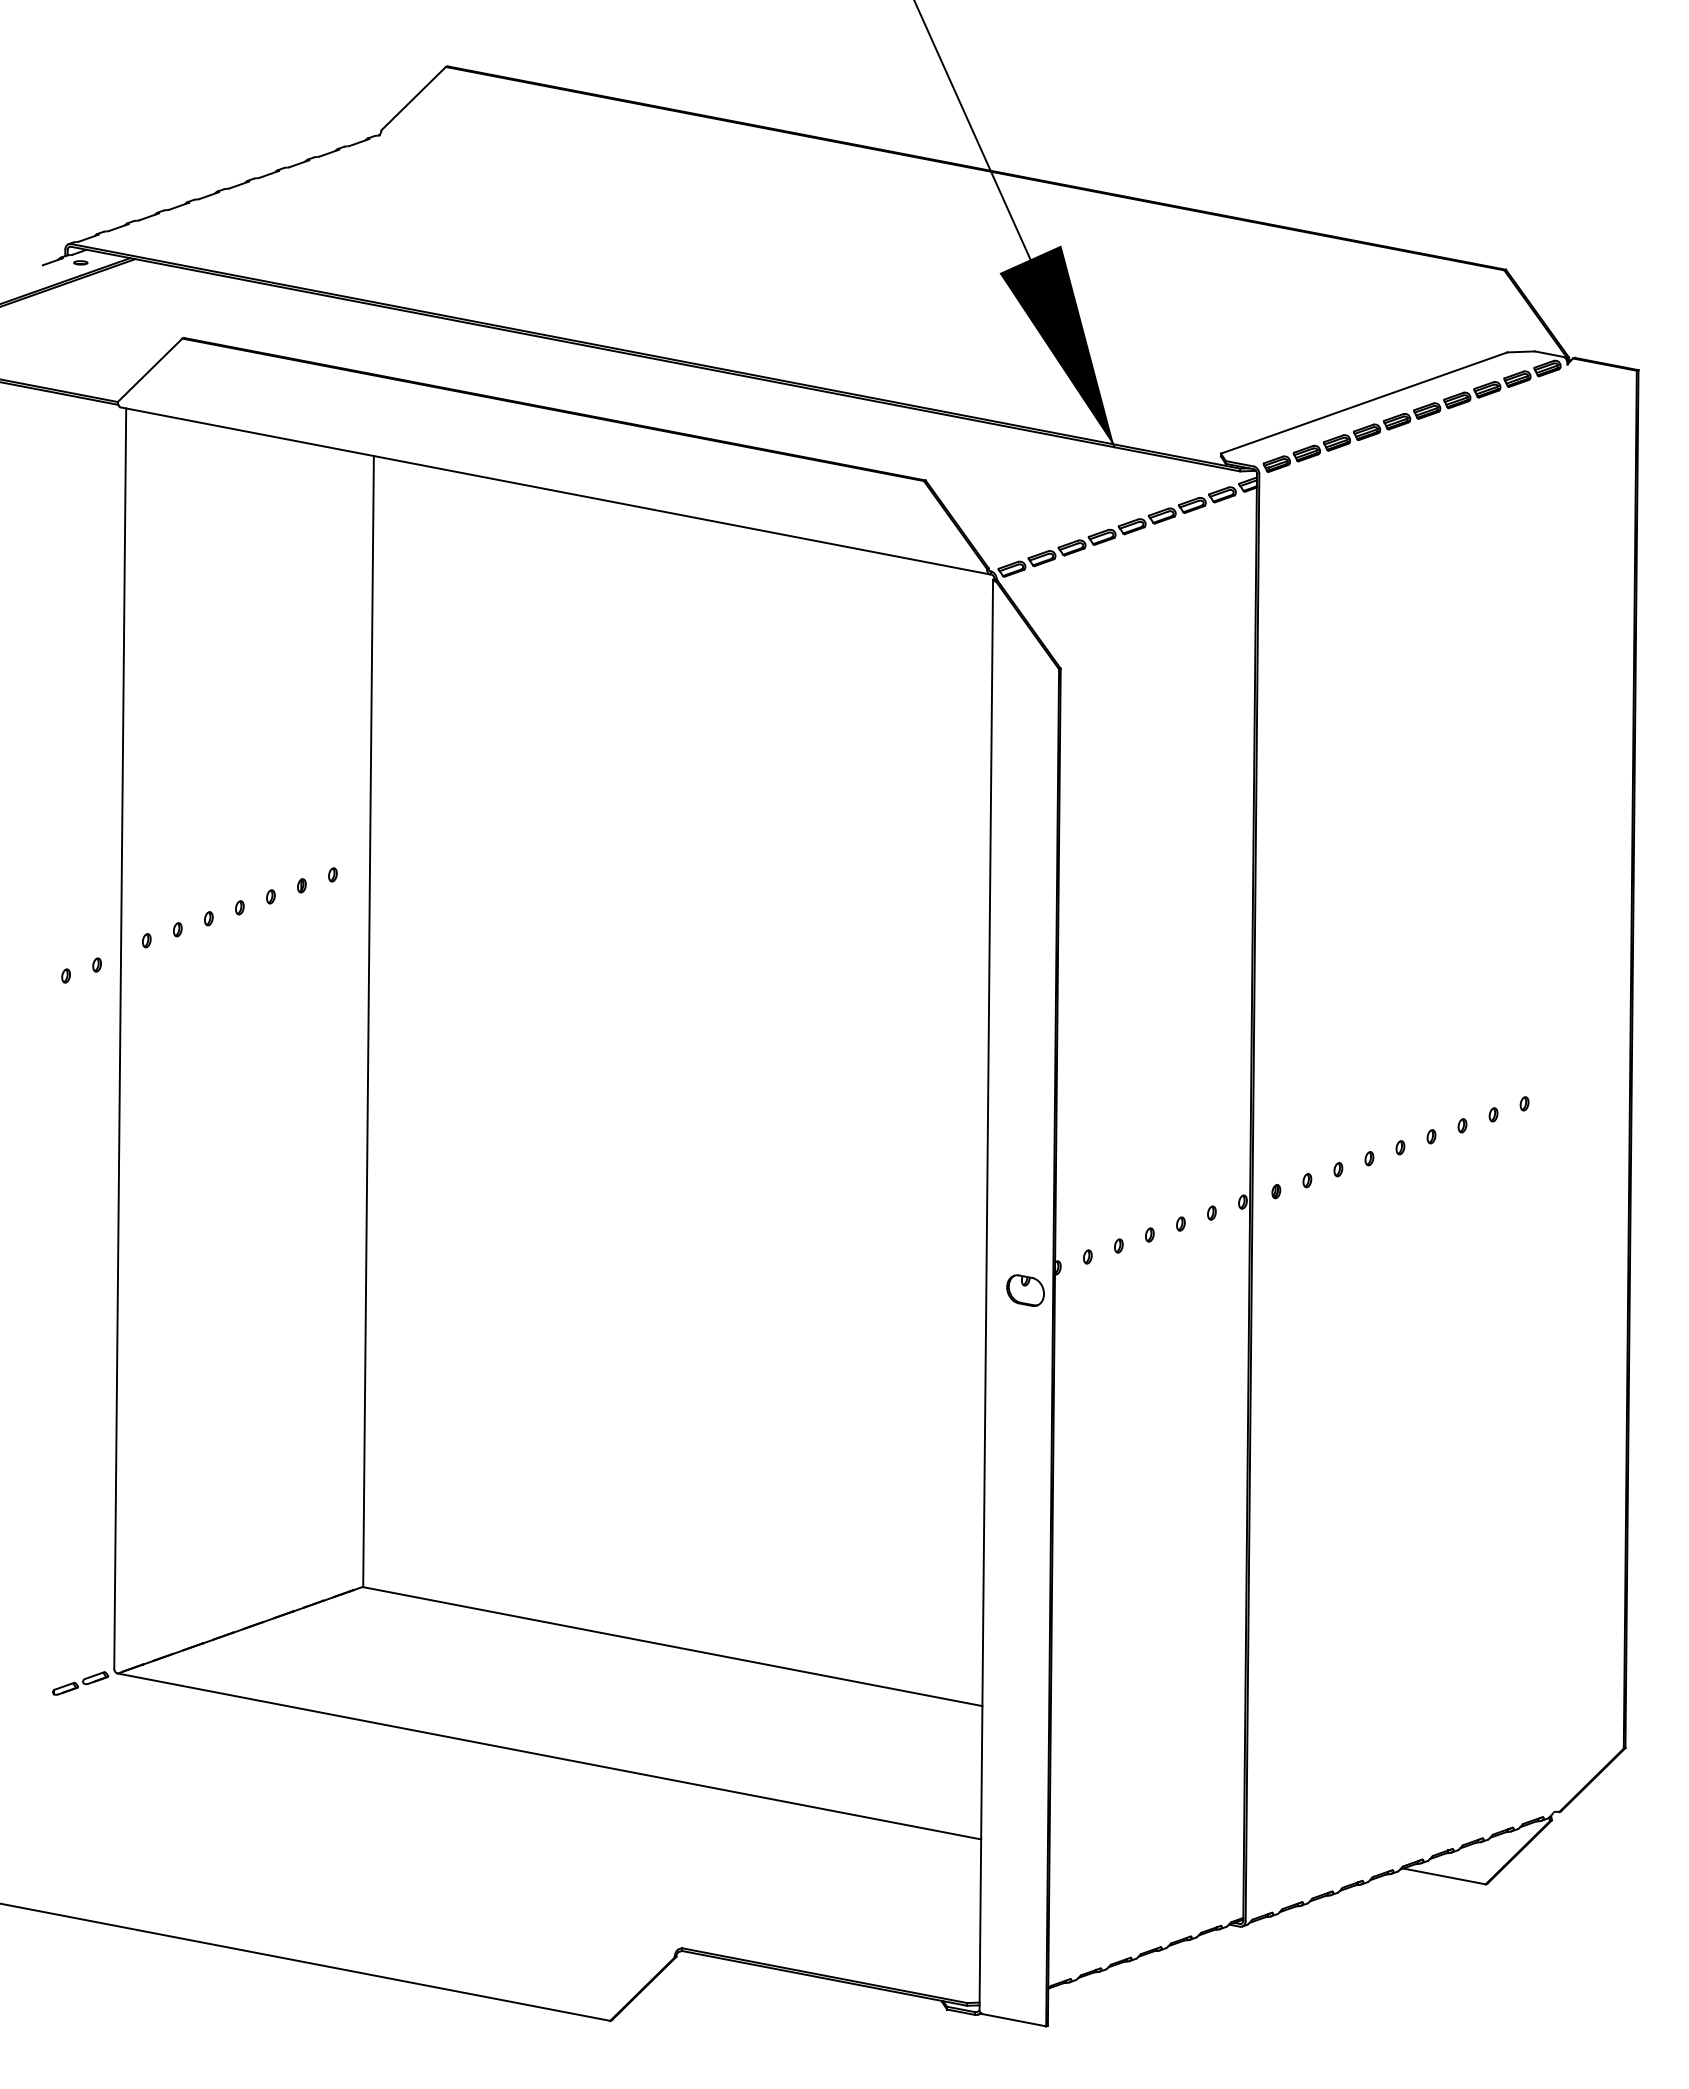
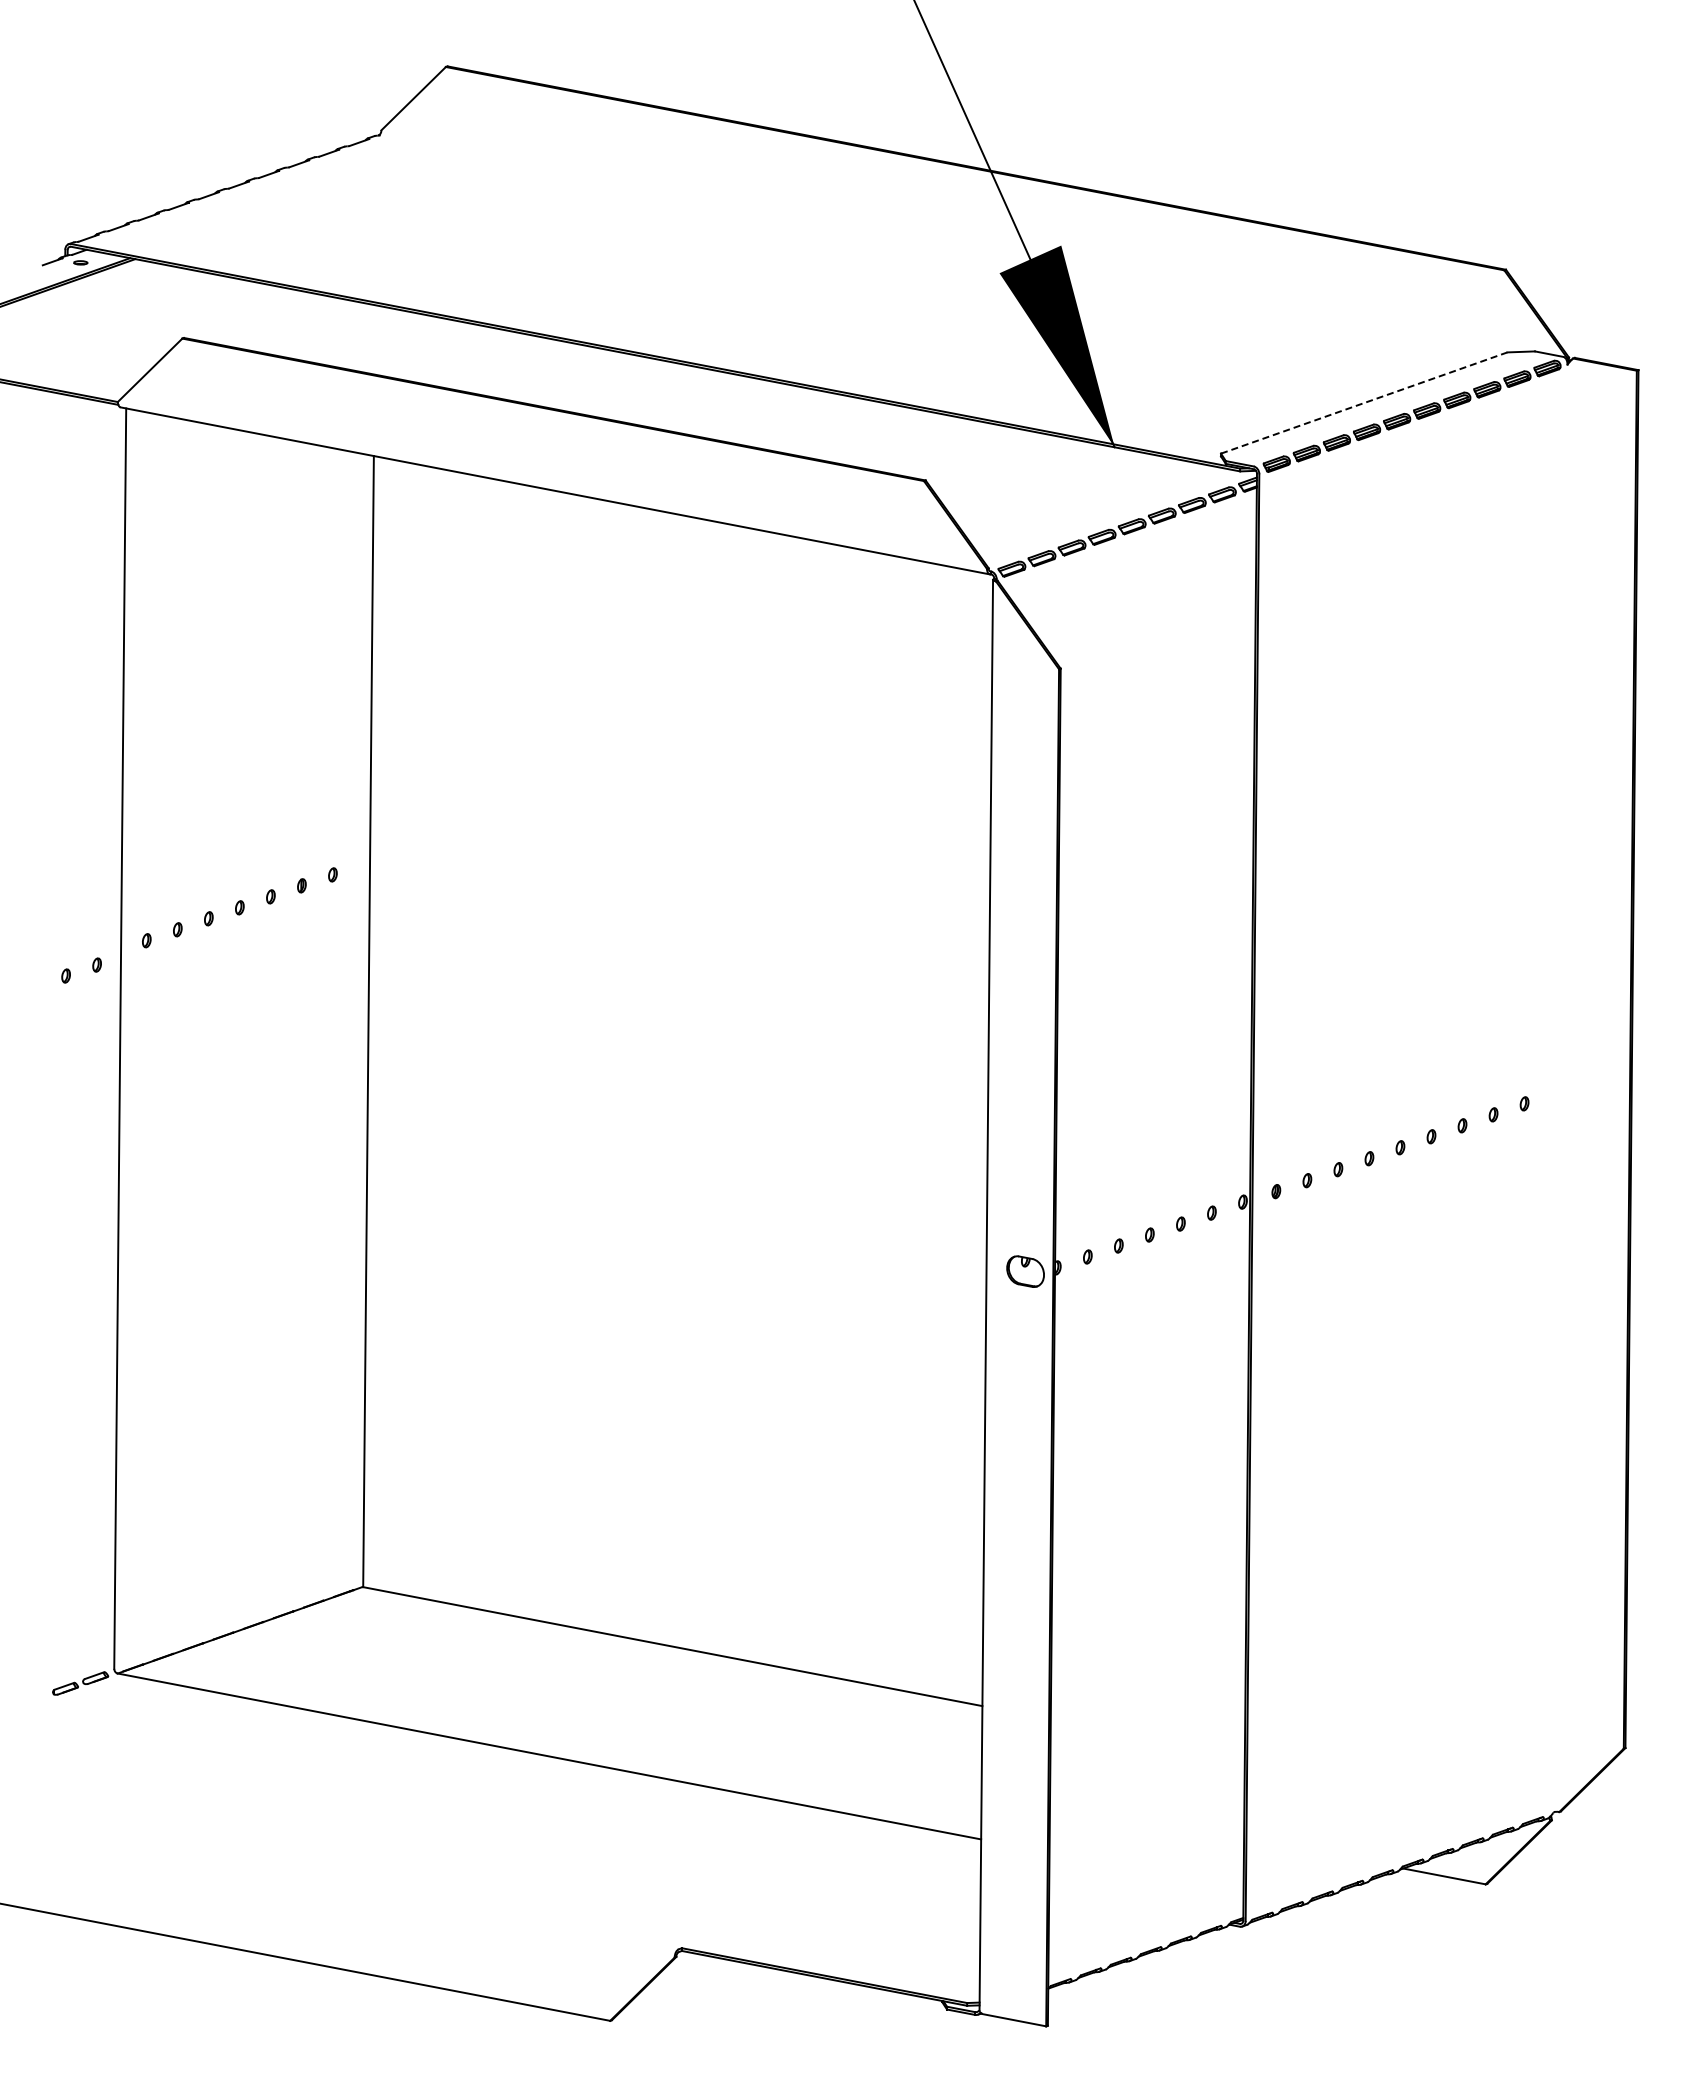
line: solid -> dashed (1364, 403)
part position: (1025, 1290) -> (1025, 1271) (1025, 1271)
